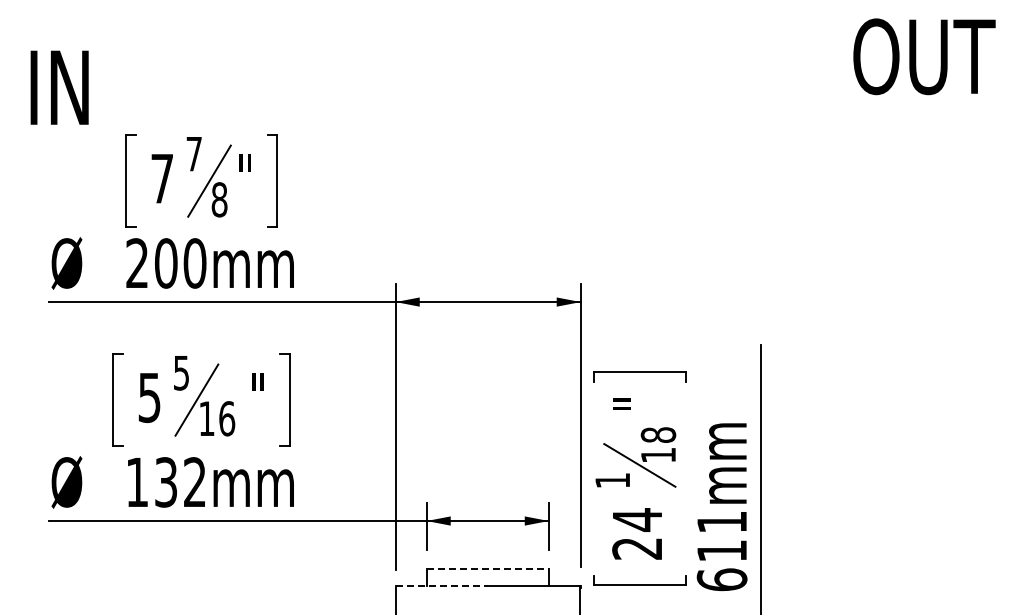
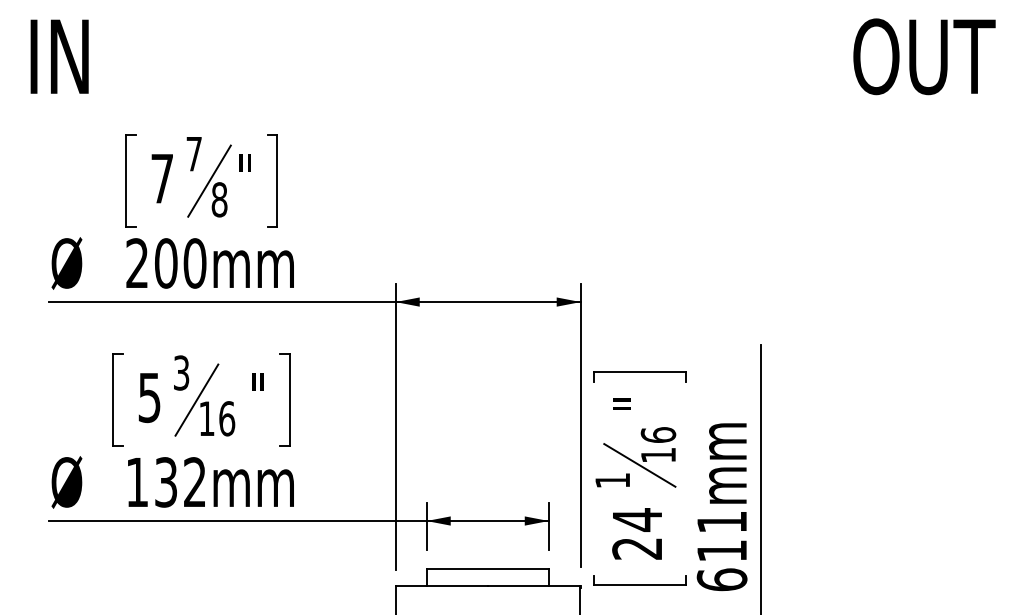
text position: (59, 87) -> (59, 56) (59, 56)
text: 5 -> 3 (181, 372)
text: 18 -> 16 (658, 434)
line: dashed -> solid (488, 568)
line: dashed -> solid (442, 586)
